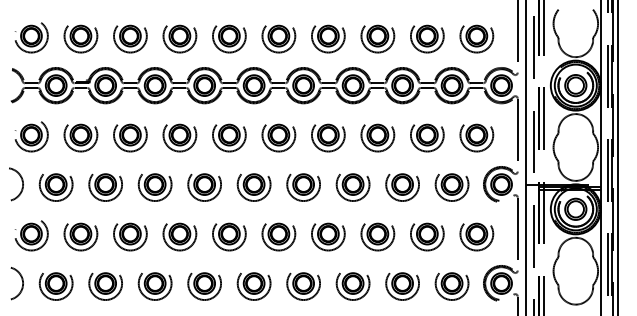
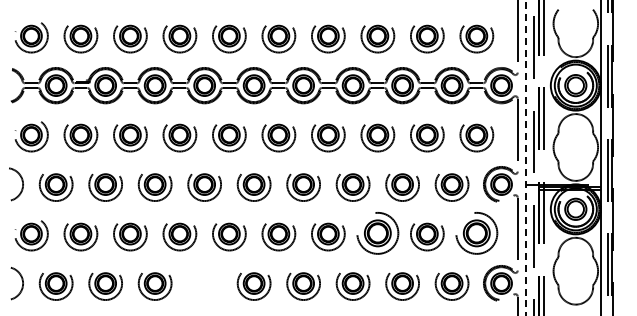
line: present -> none (617, 157)
line: solid -> dashed (526, 158)
part size: 36x30 px -> 44x43 px (377, 233)
part size: 36x30 px -> 44x43 px (476, 233)
part: present -> none (204, 286)
